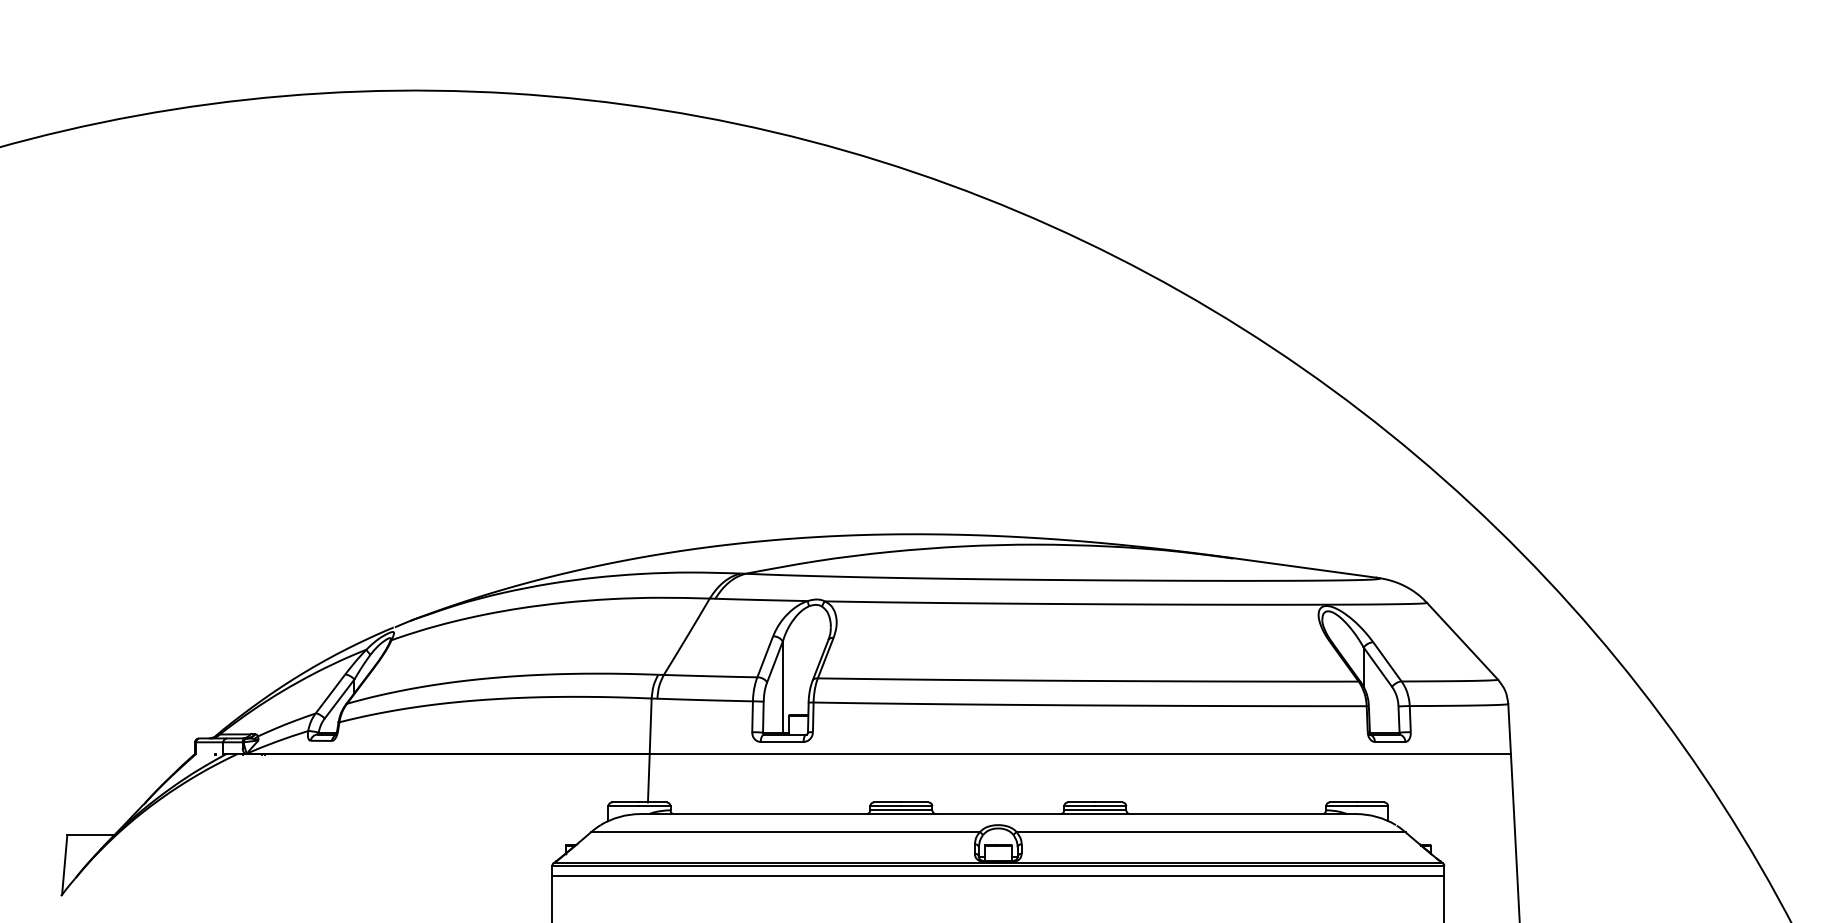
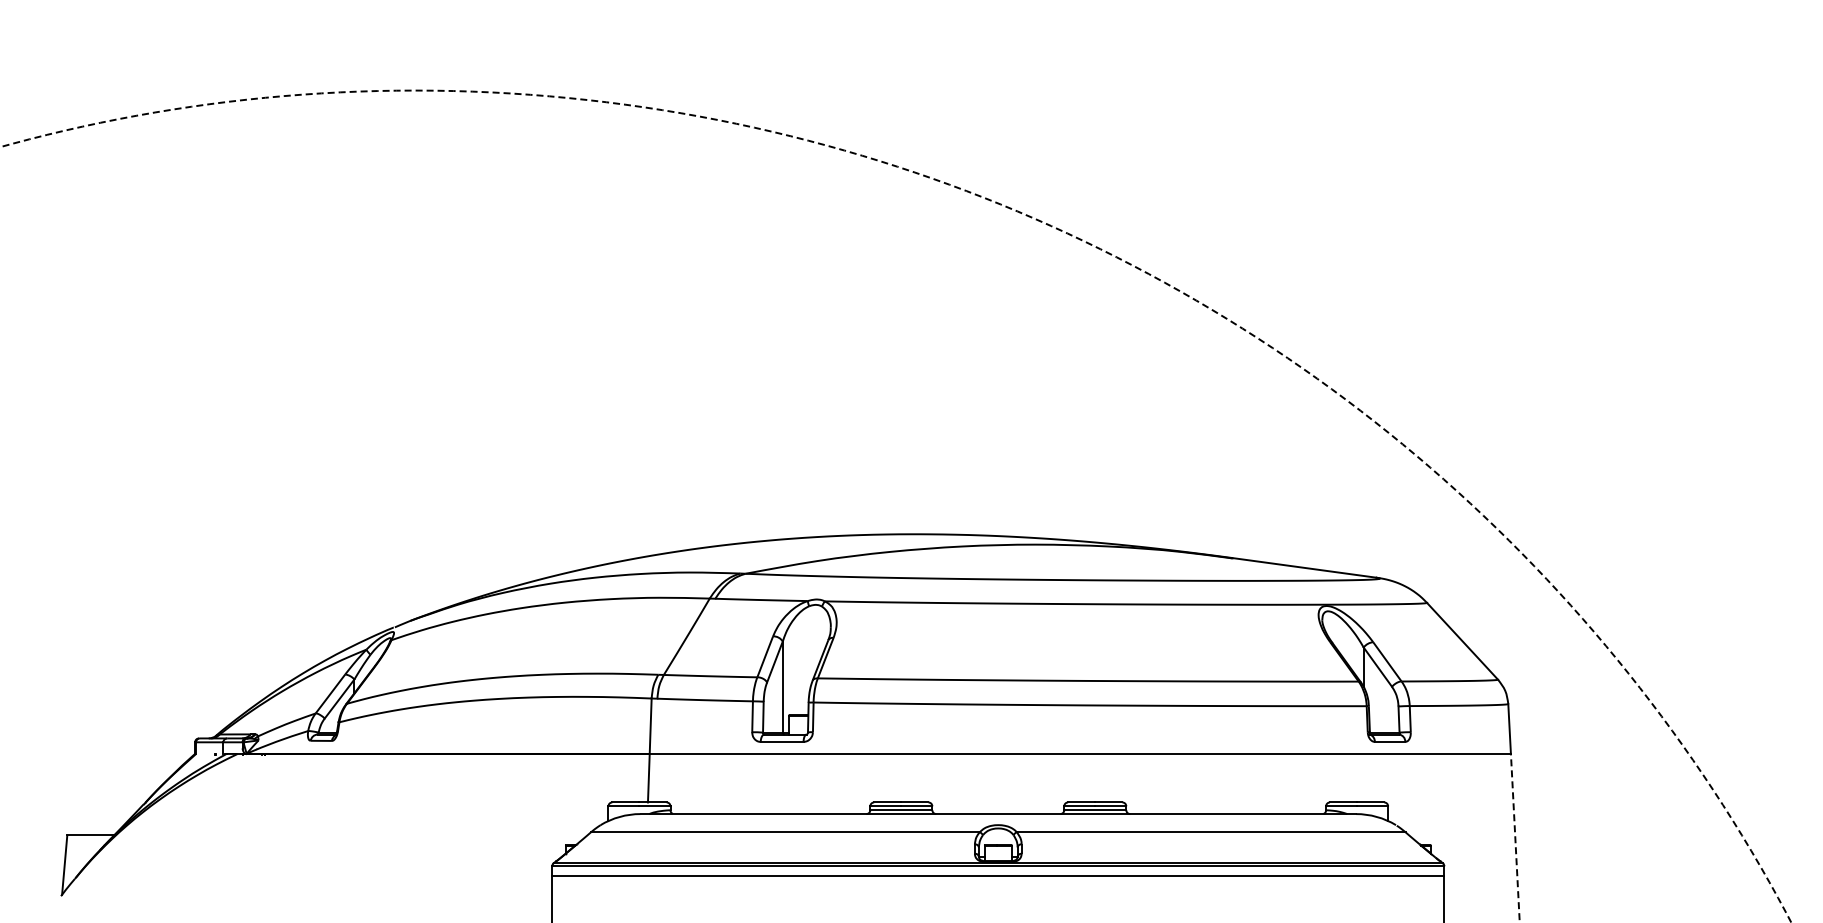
arc: solid -> dashed (1033, 218)
line: solid -> dashed (1515, 837)
